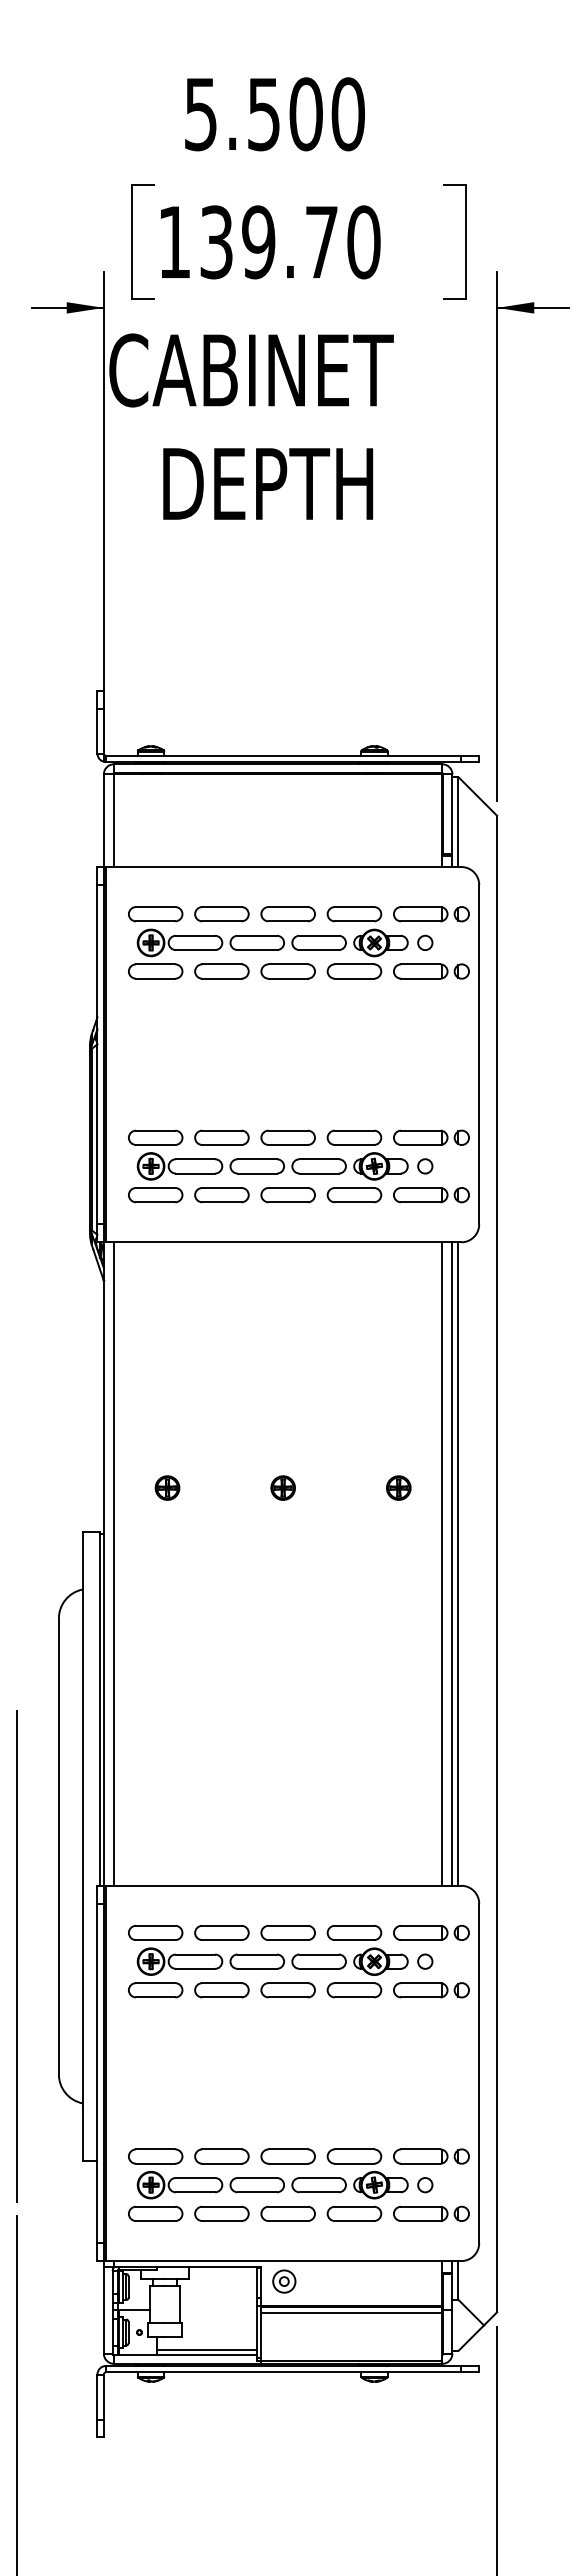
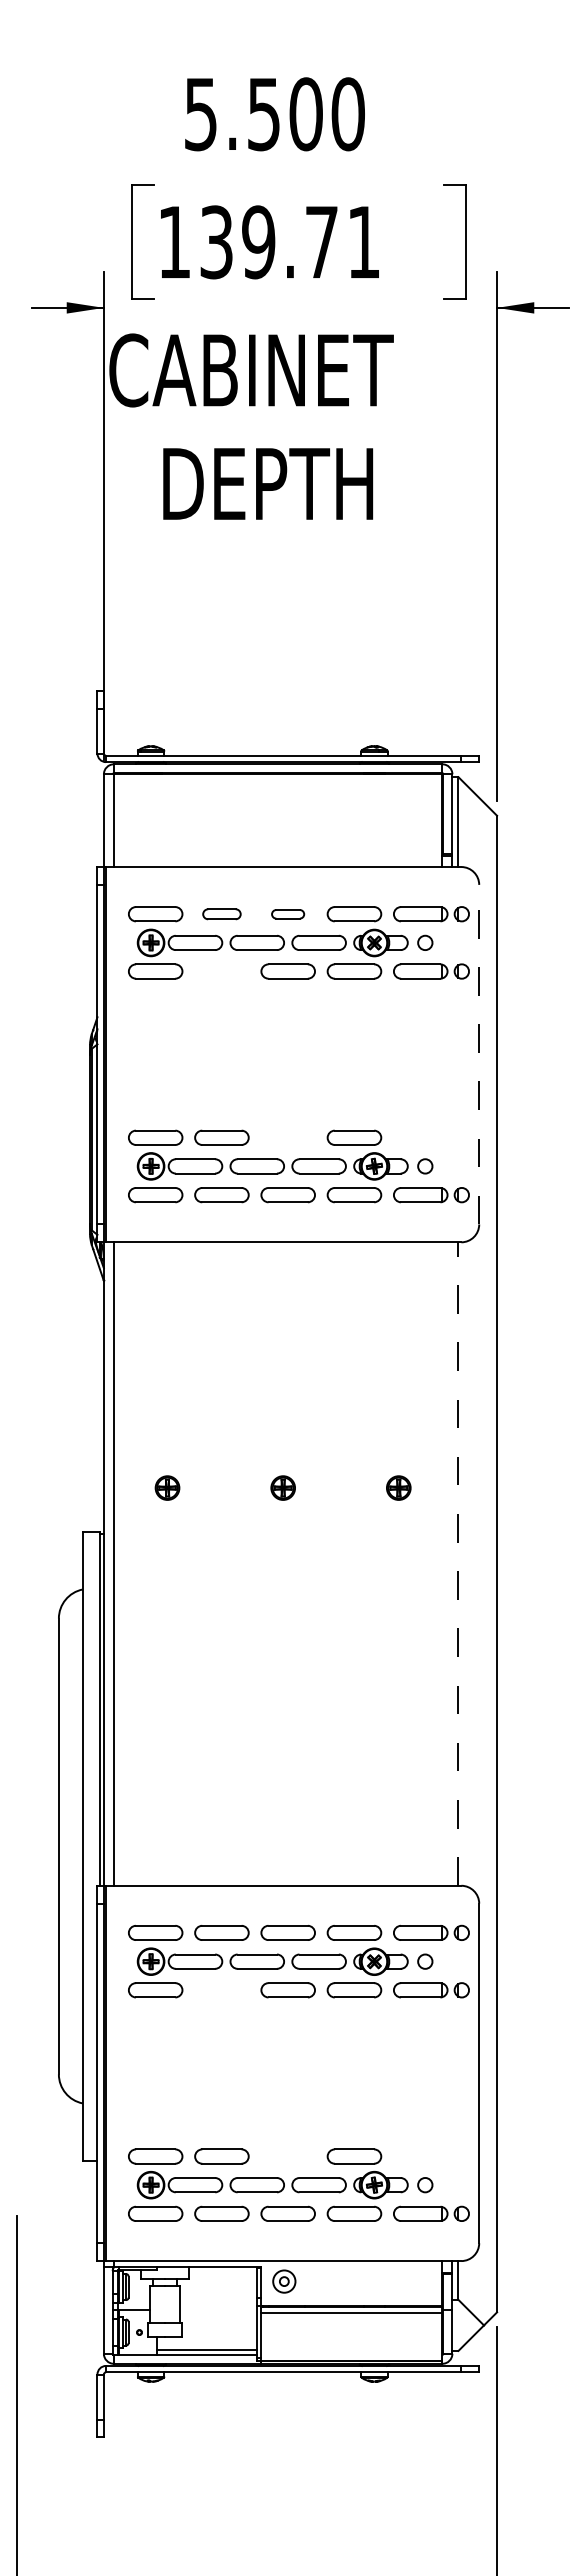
text: 139.70 -> 139.71 (363, 242)
part size: 56x17 px -> 40x13 px (221, 914)
part size: 56x17 px -> 35x11 px (288, 914)
part: present -> none (221, 971)
line: solid -> dashed (479, 1054)
part: present -> none (287, 1137)
part: present -> none (431, 1137)
line: present -> none (442, 1563)
line: present -> none (452, 1563)
line: solid -> dashed (458, 1564)
line: present -> none (16, 1956)
part: present -> none (221, 1990)
part: present -> none (287, 2156)
part: present -> none (431, 2156)
